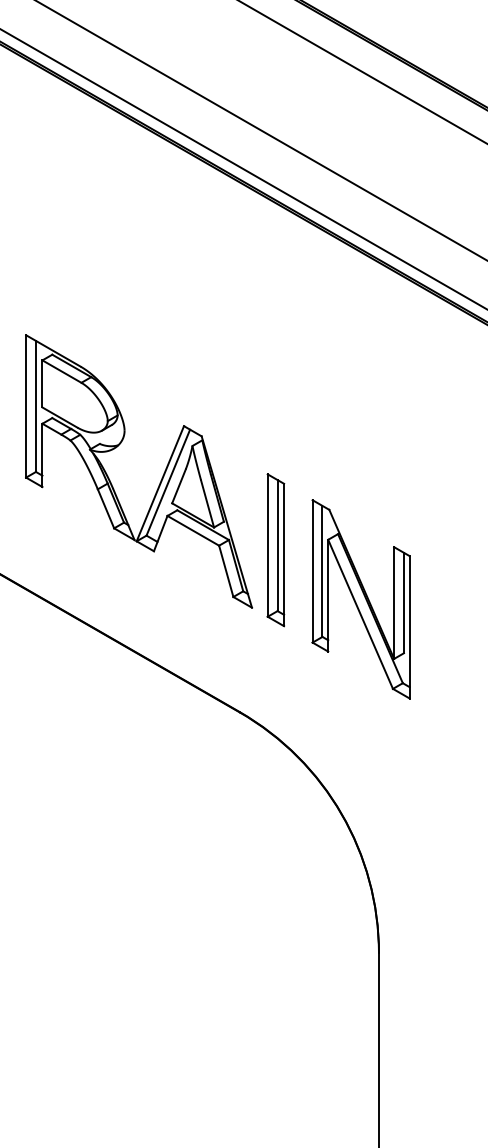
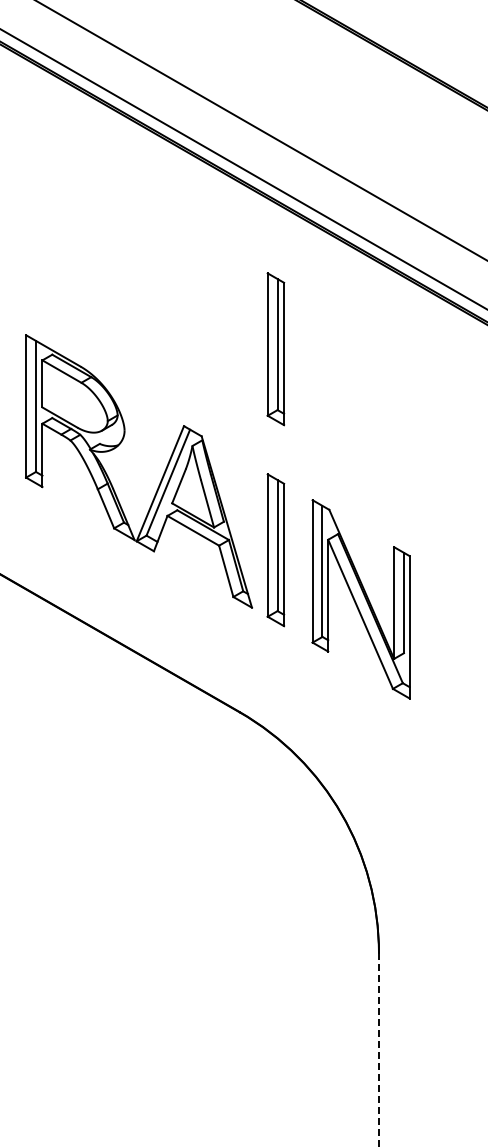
line: present -> none (362, 72)
part: none -> present (275, 349)
line: solid -> dashed (378, 1050)
